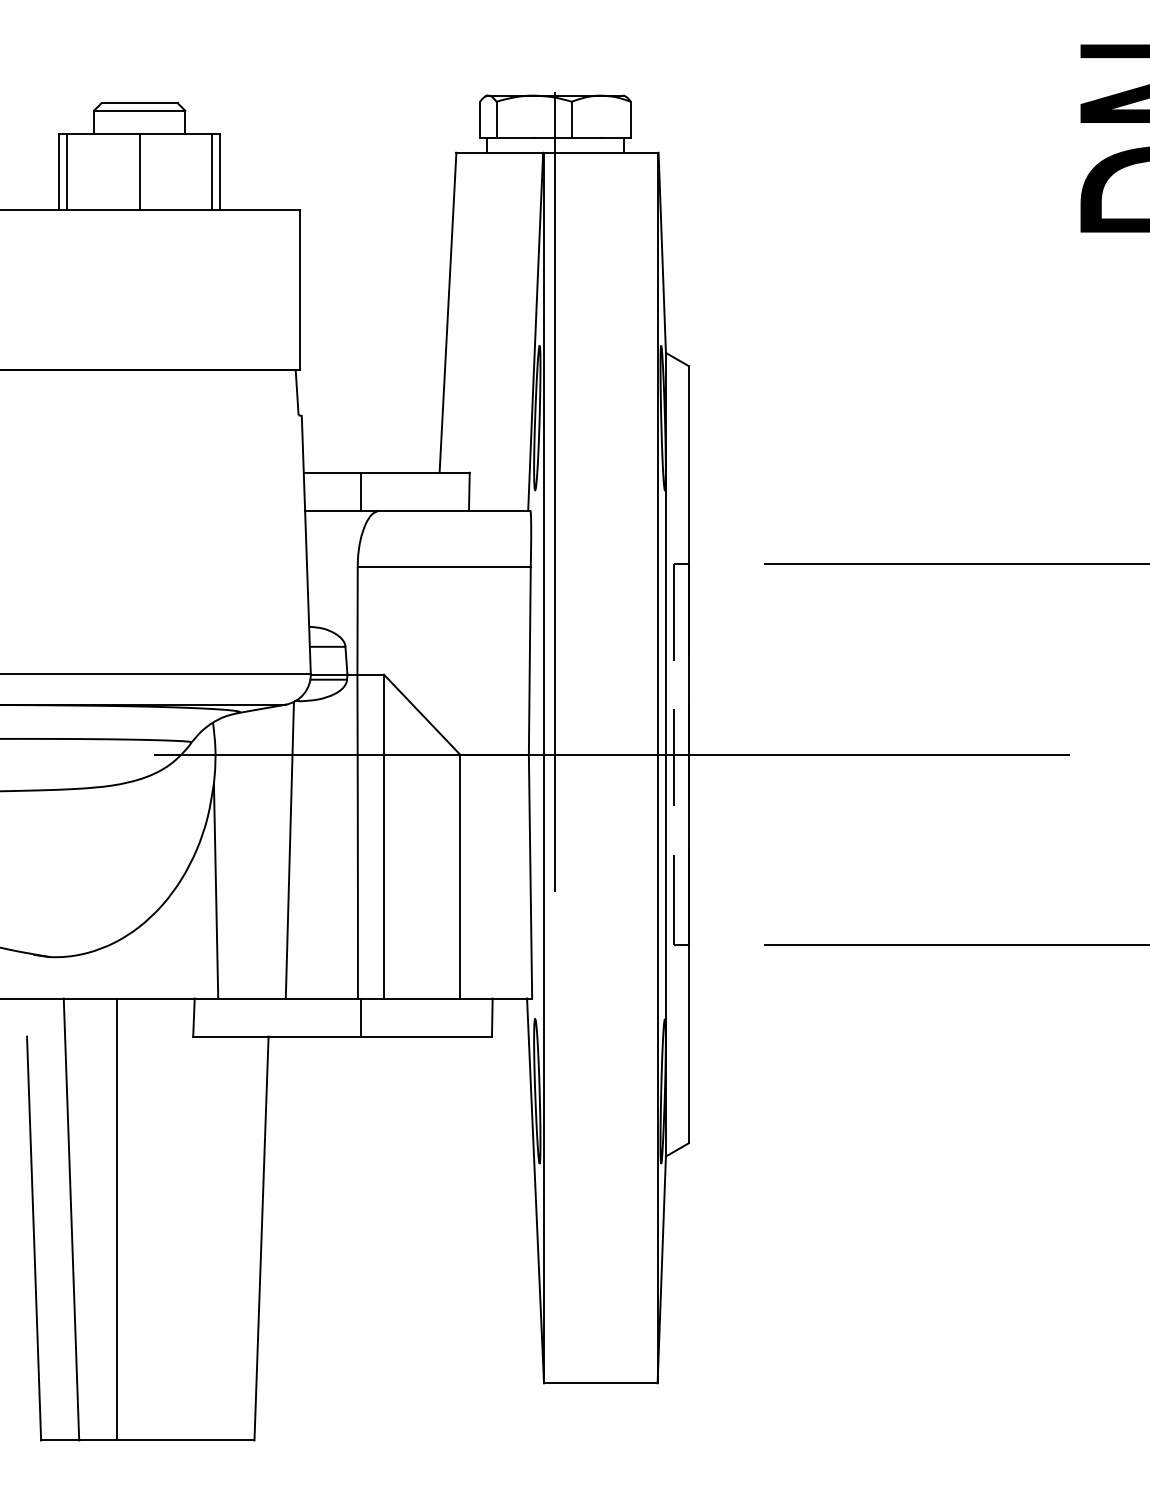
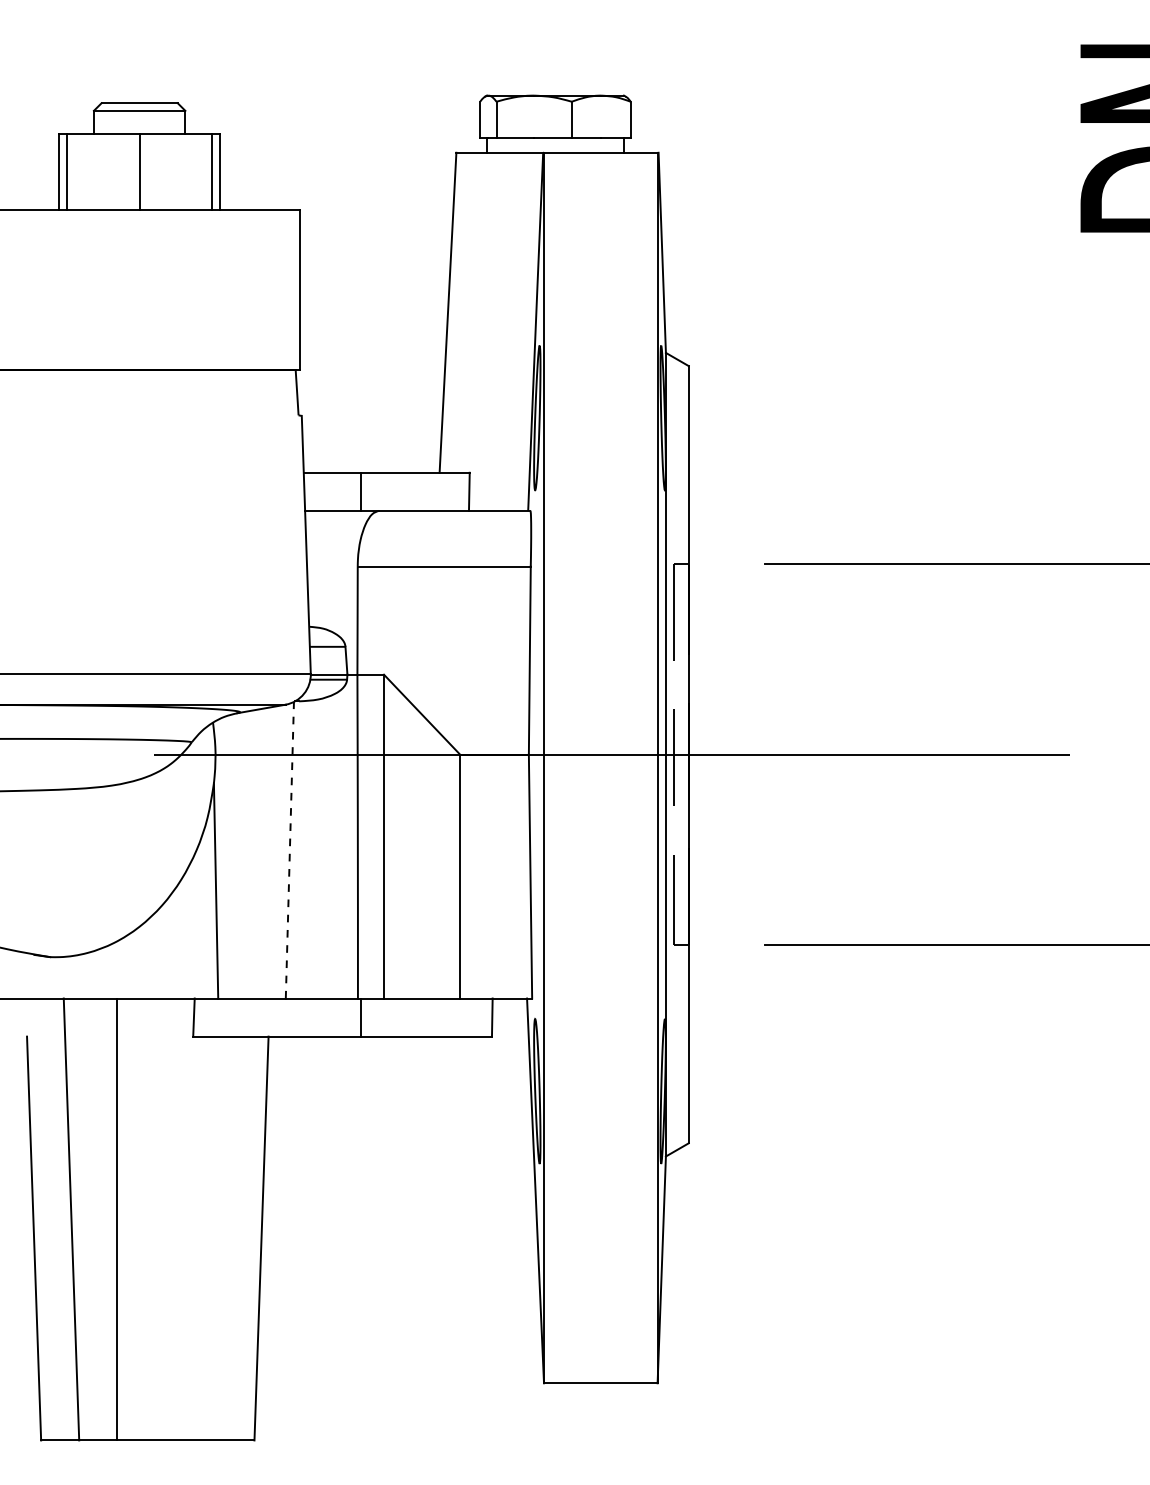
line: present -> none (555, 491)
line: solid -> dashed (289, 849)
